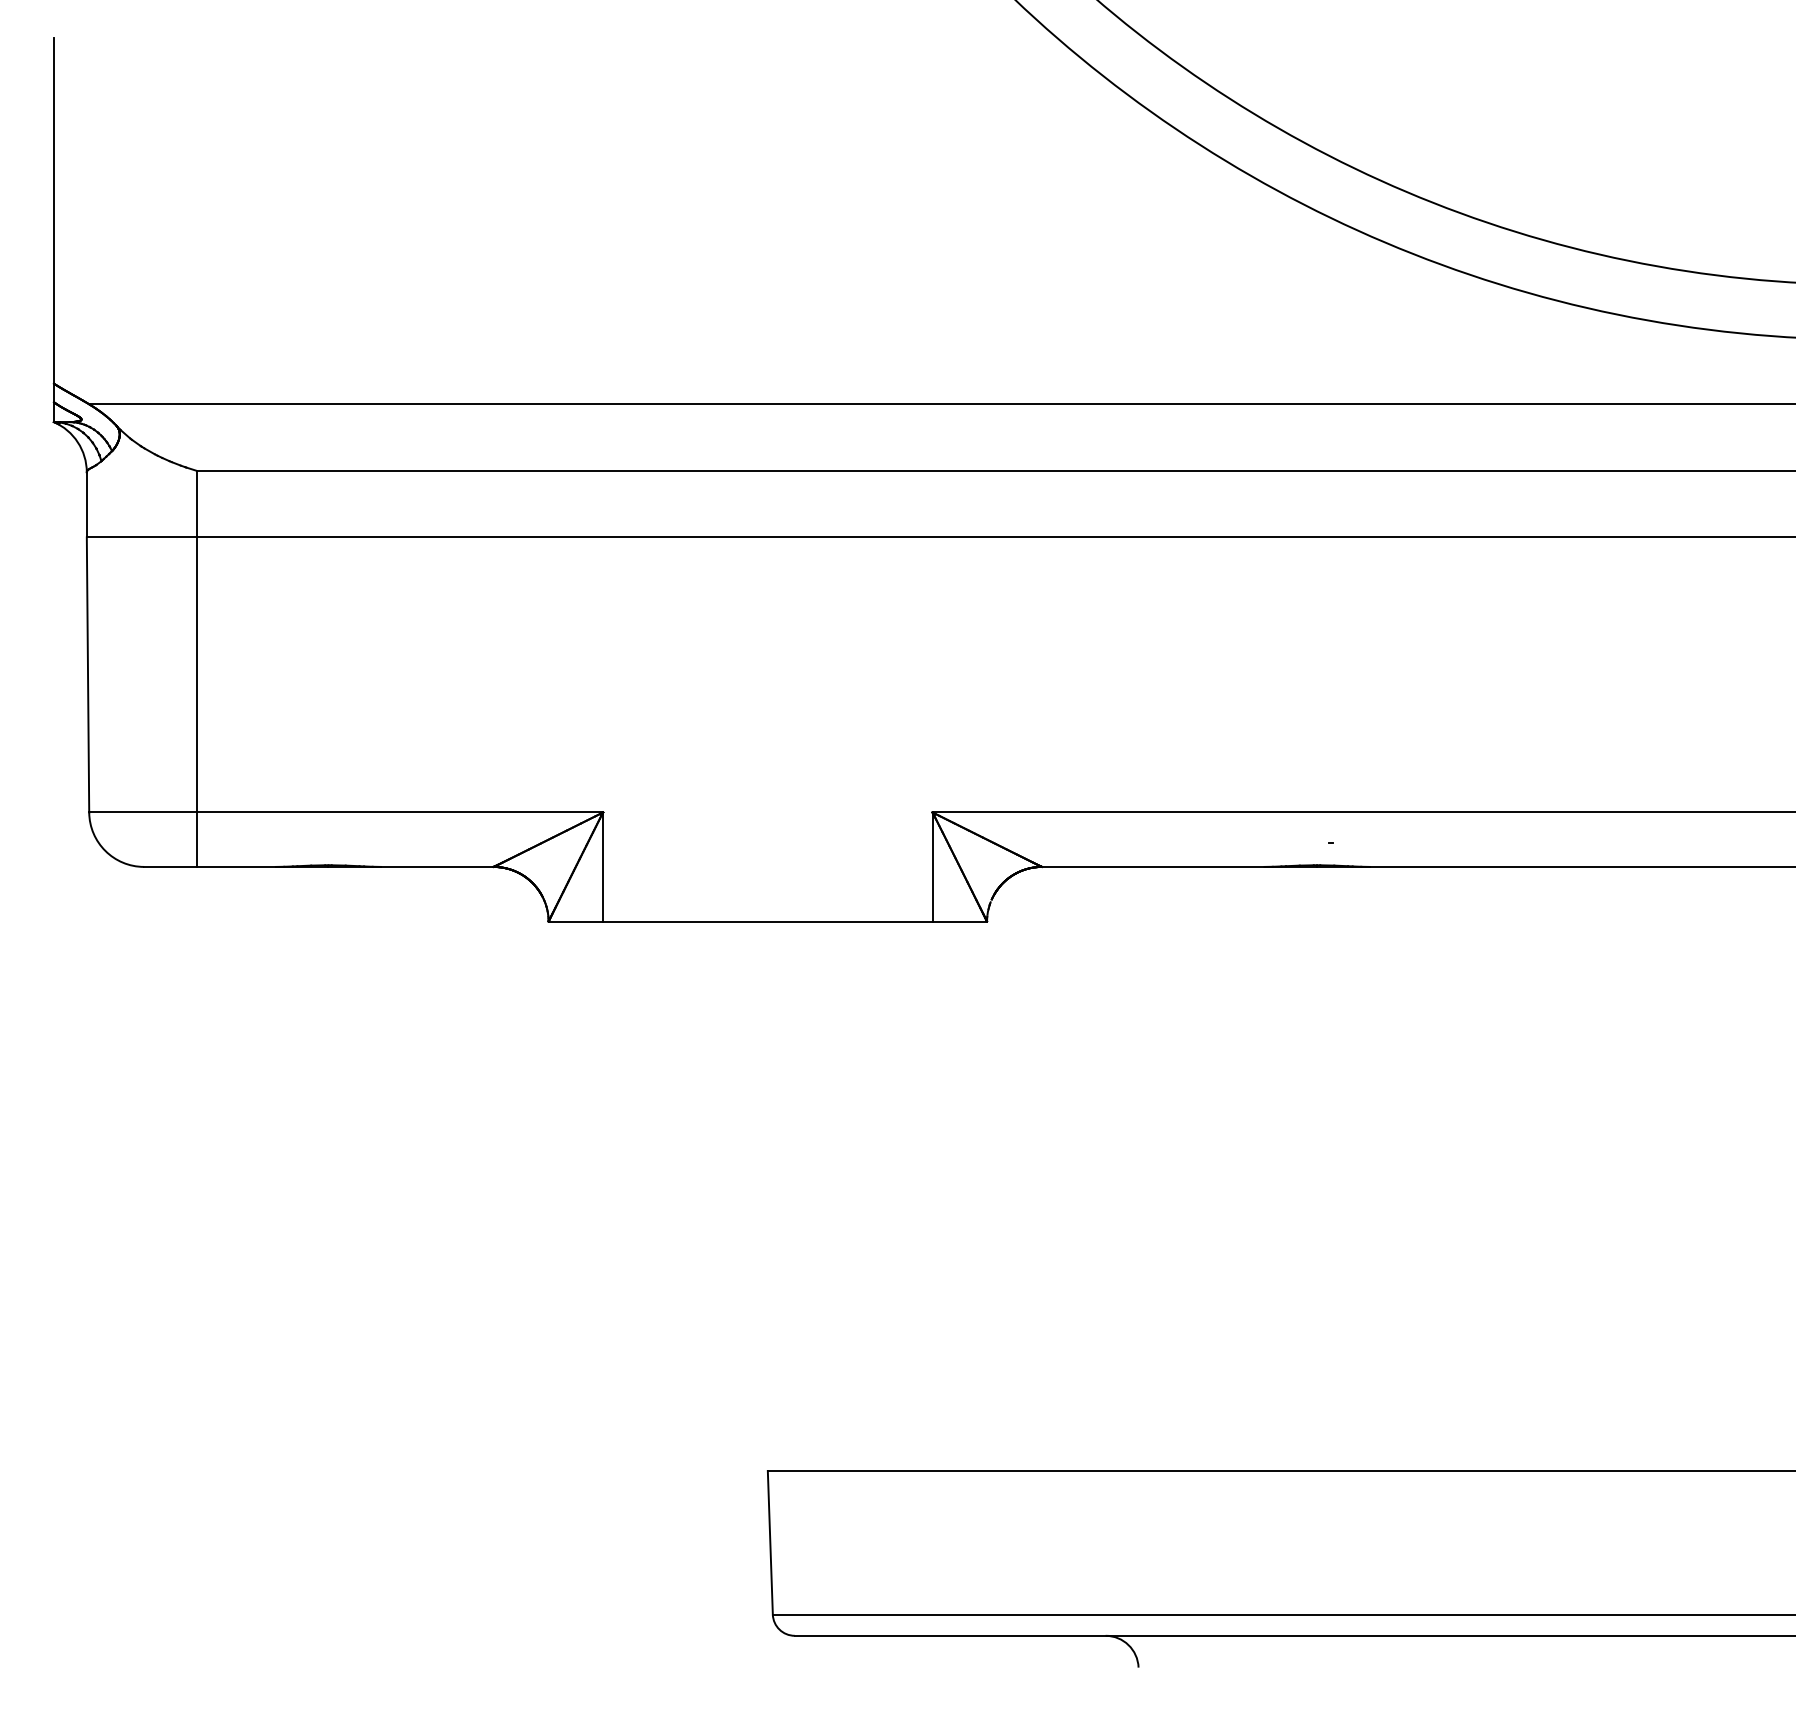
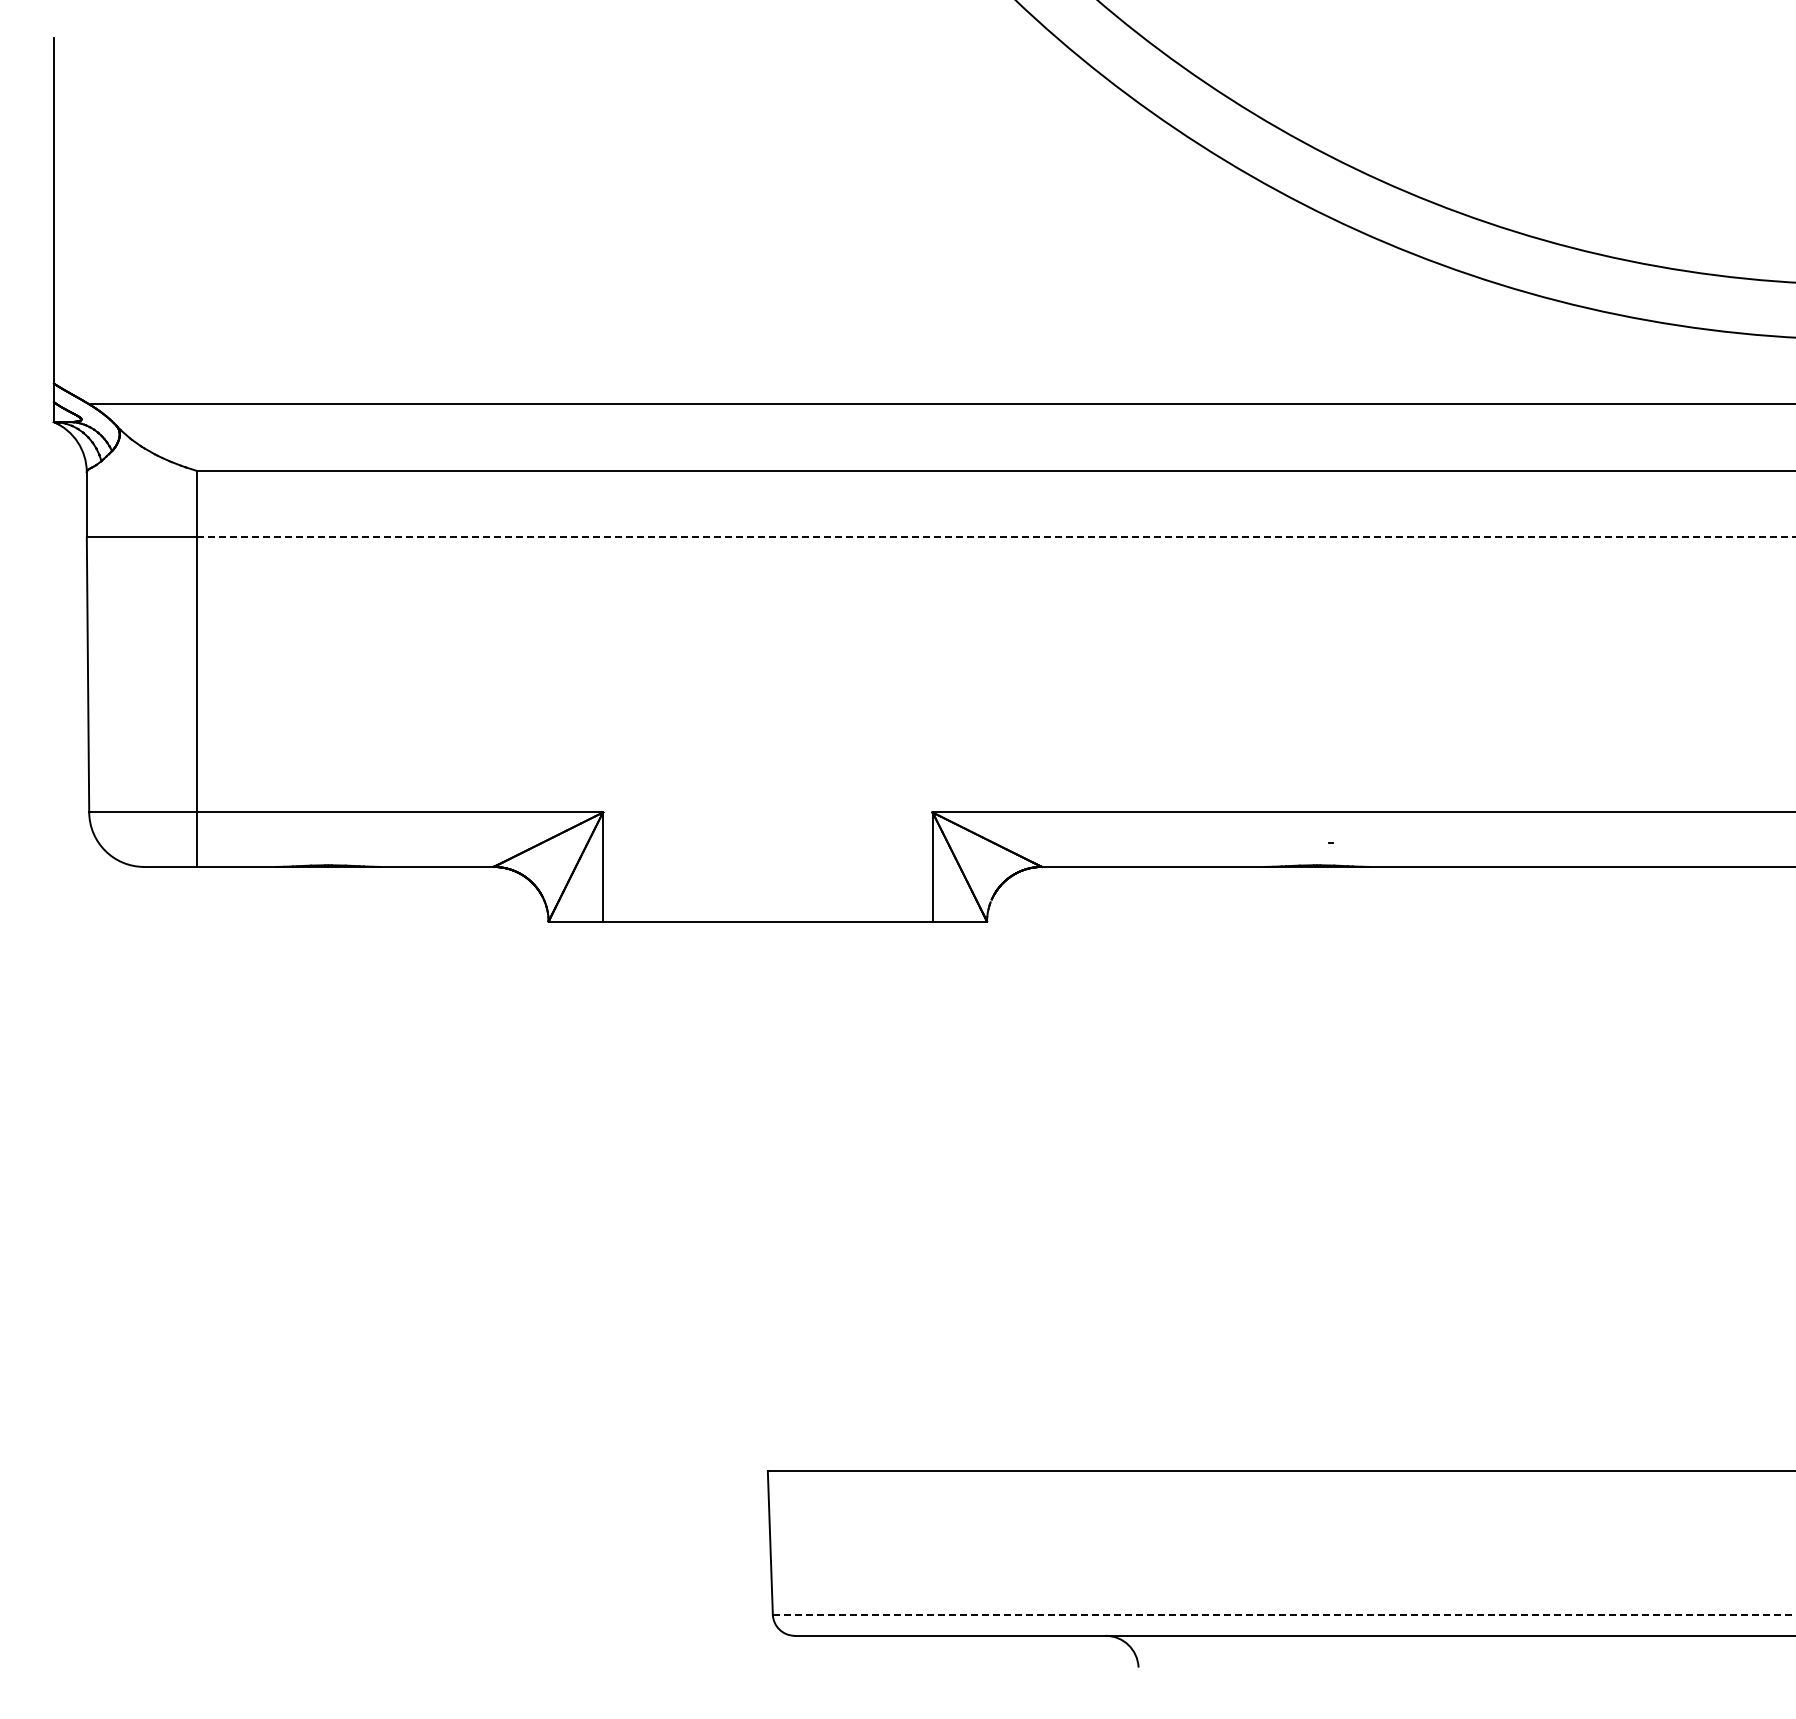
line: solid -> dashed (996, 537)
line: solid -> dashed (1284, 1614)
